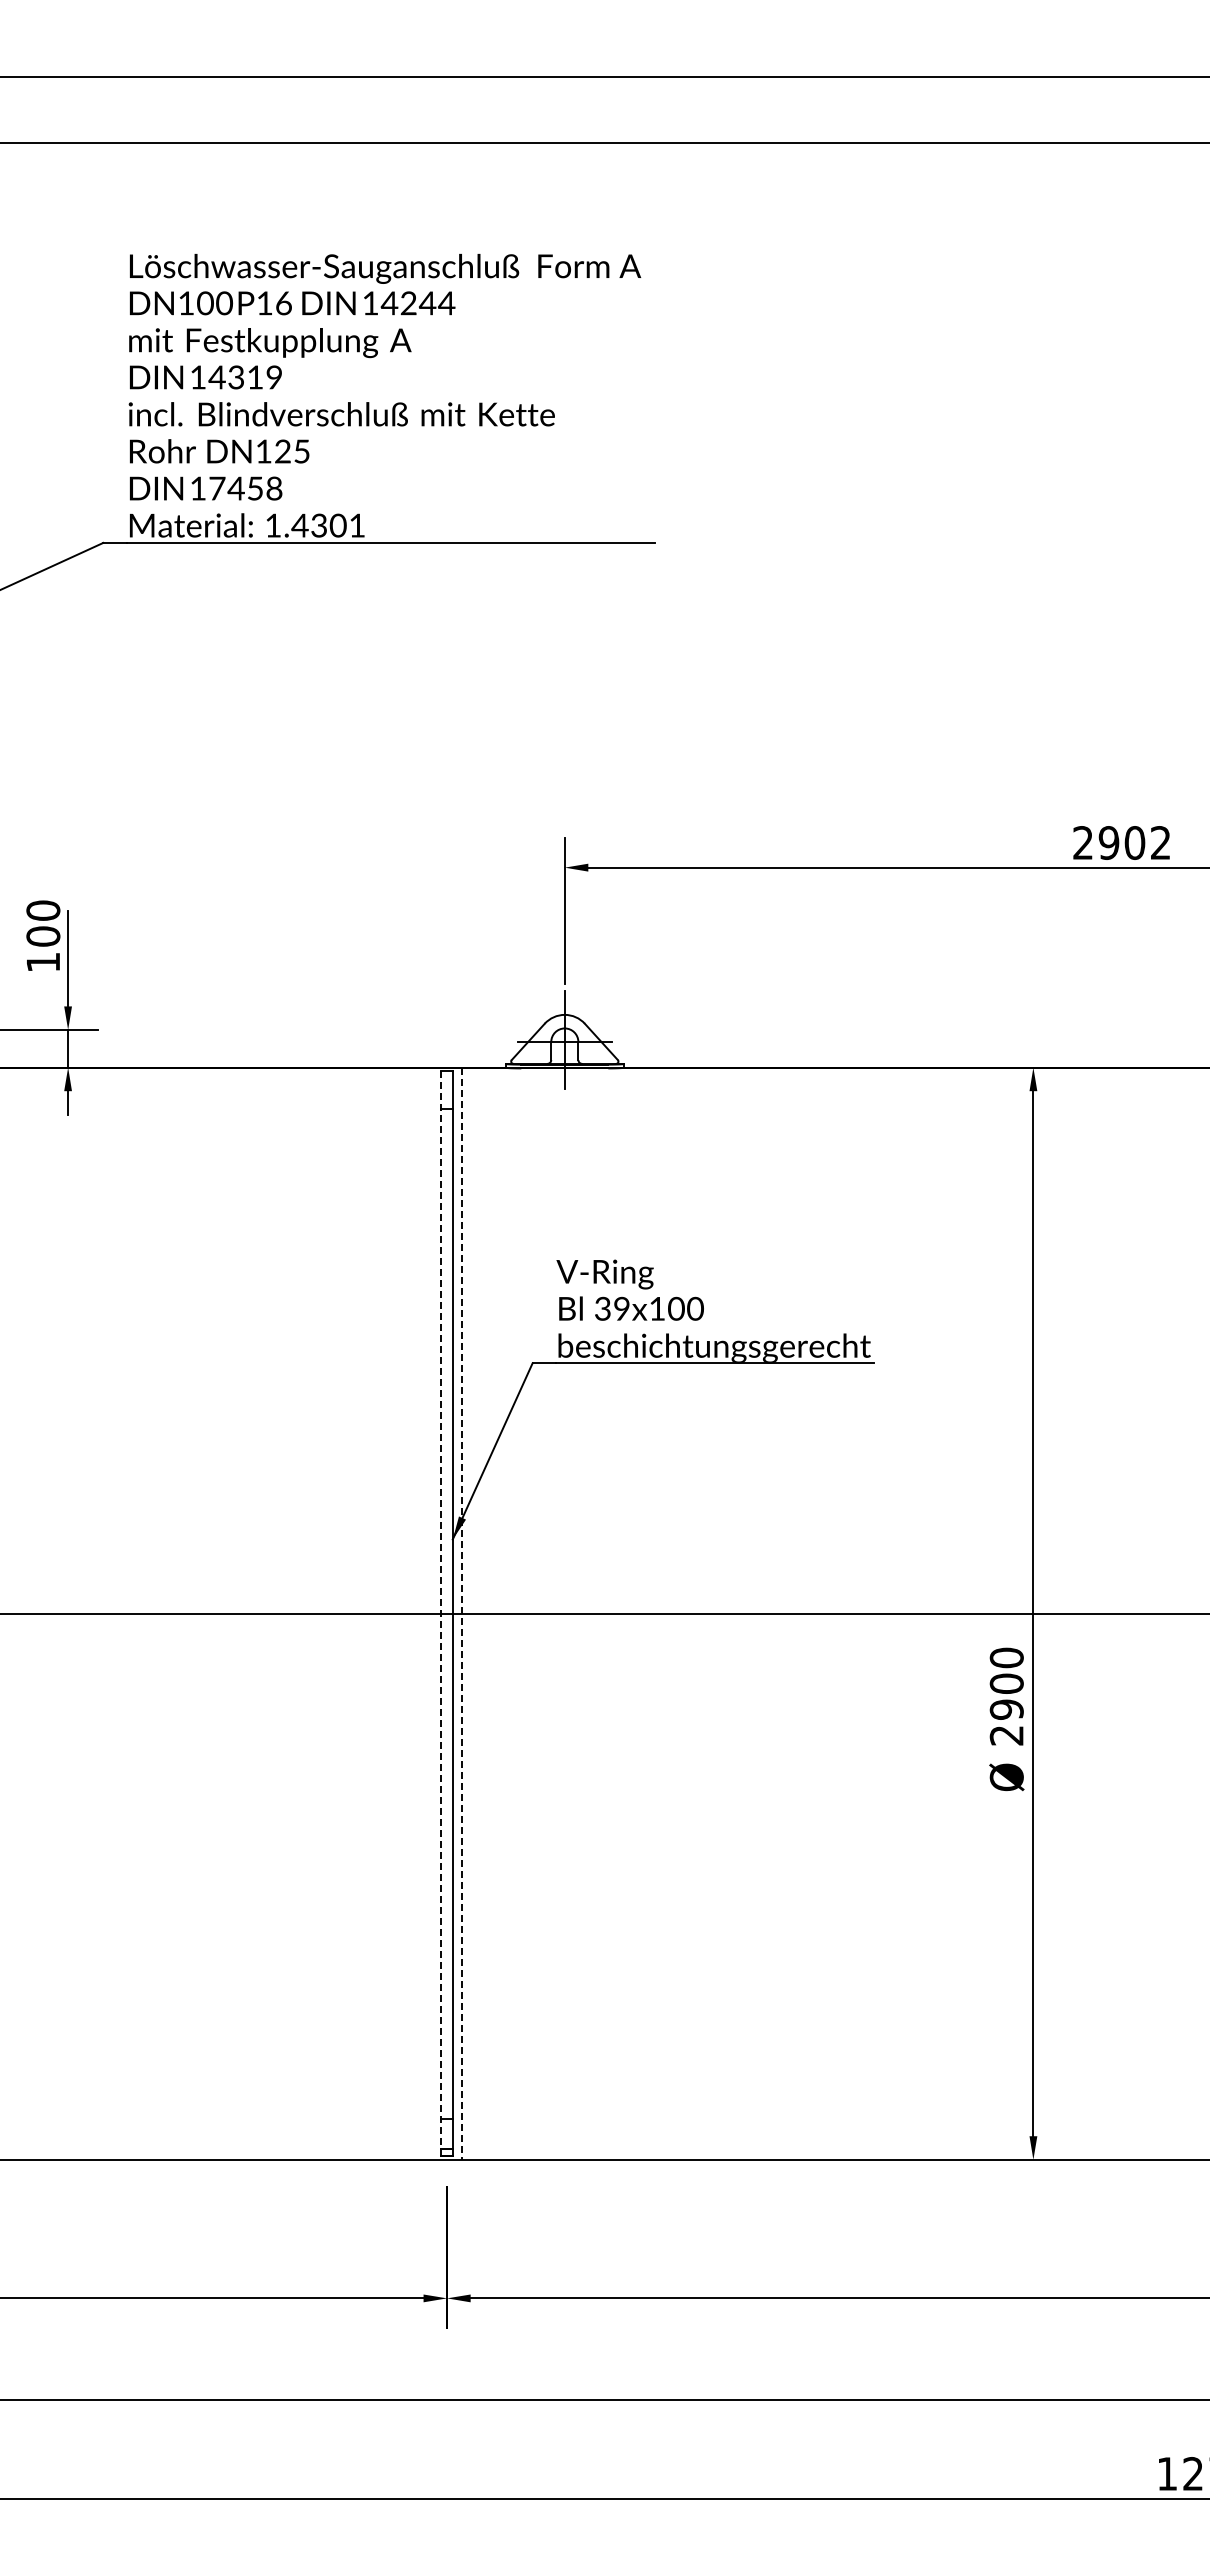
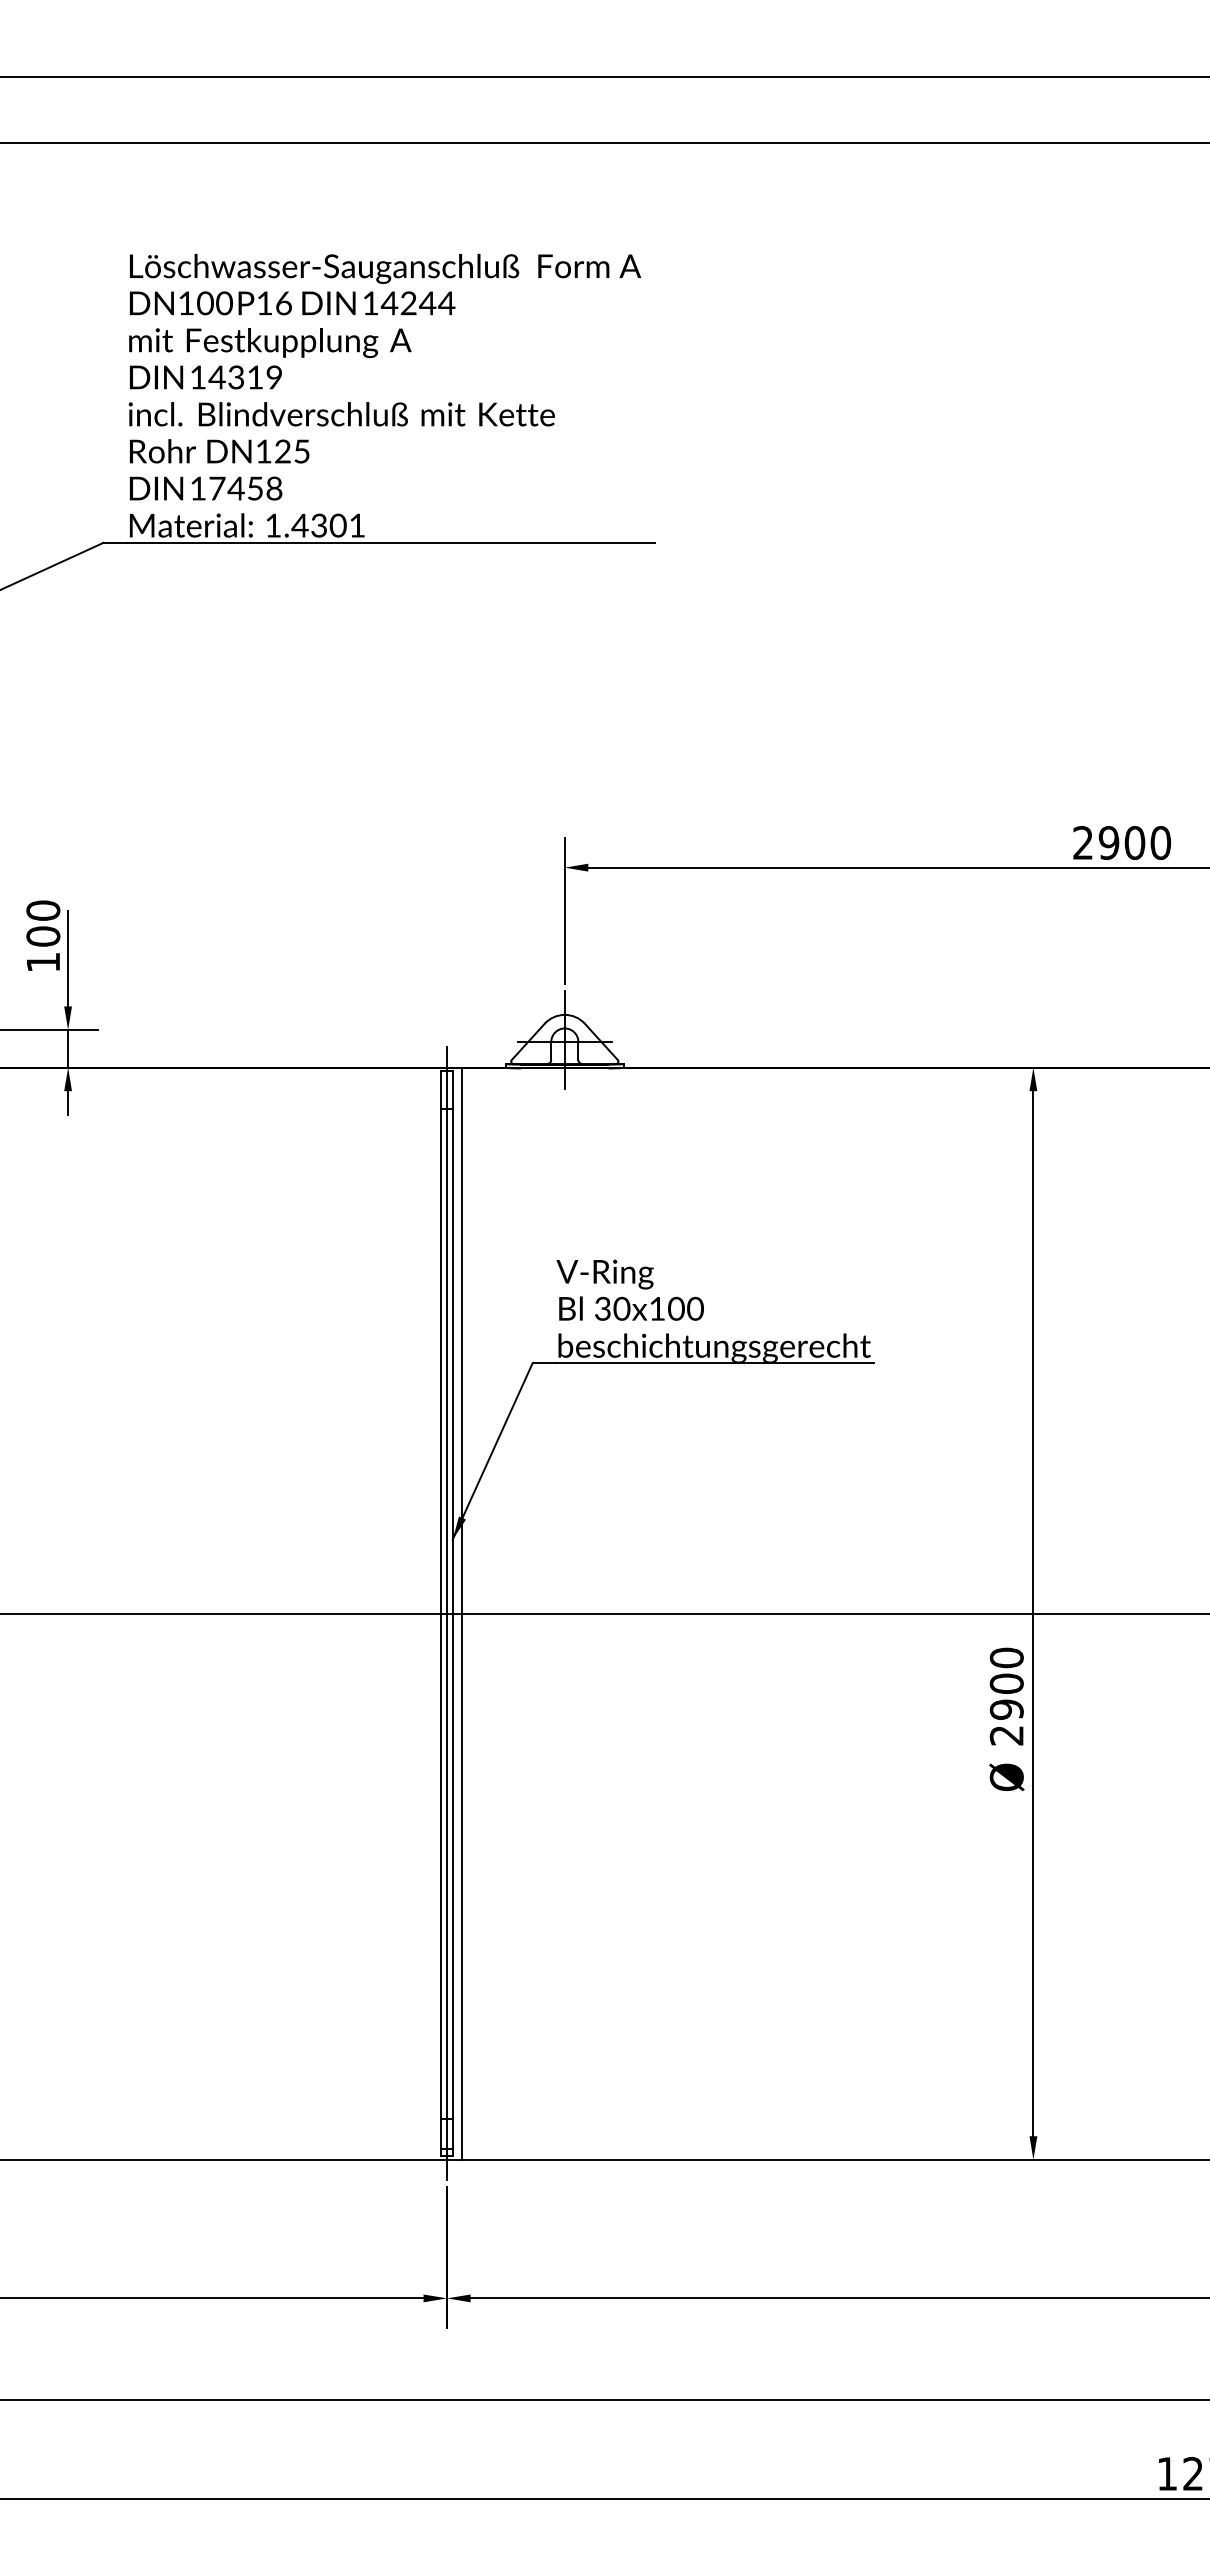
text: 2902 -> 2900 (1160, 842)
text: 39x100 -> 30x100 (621, 1309)
line: dashed -> solid (441, 1613)
line: none -> present (447, 1613)
line: dashed -> solid (462, 1614)
